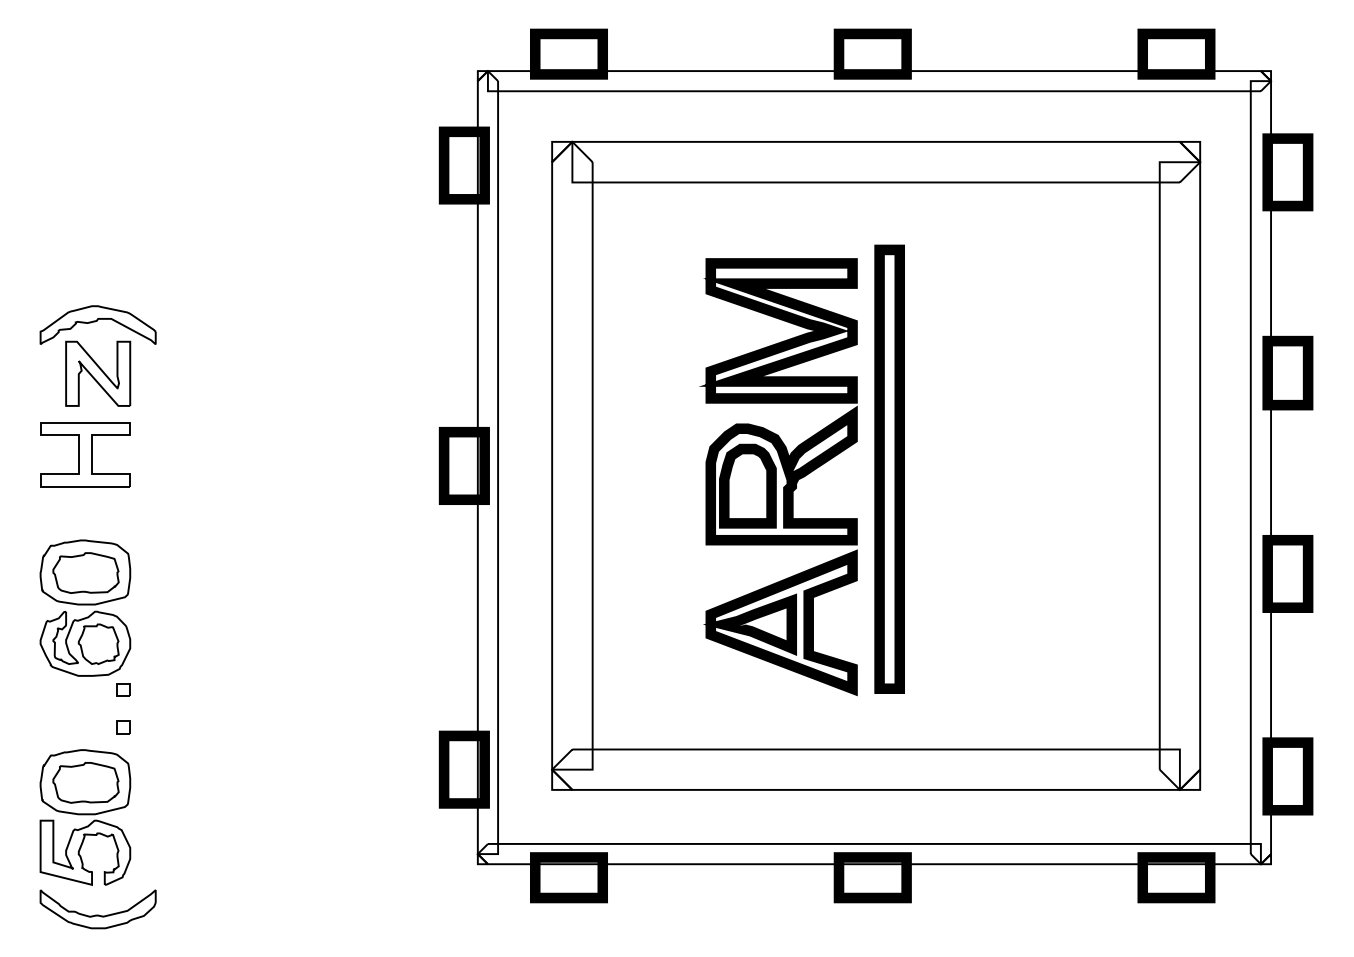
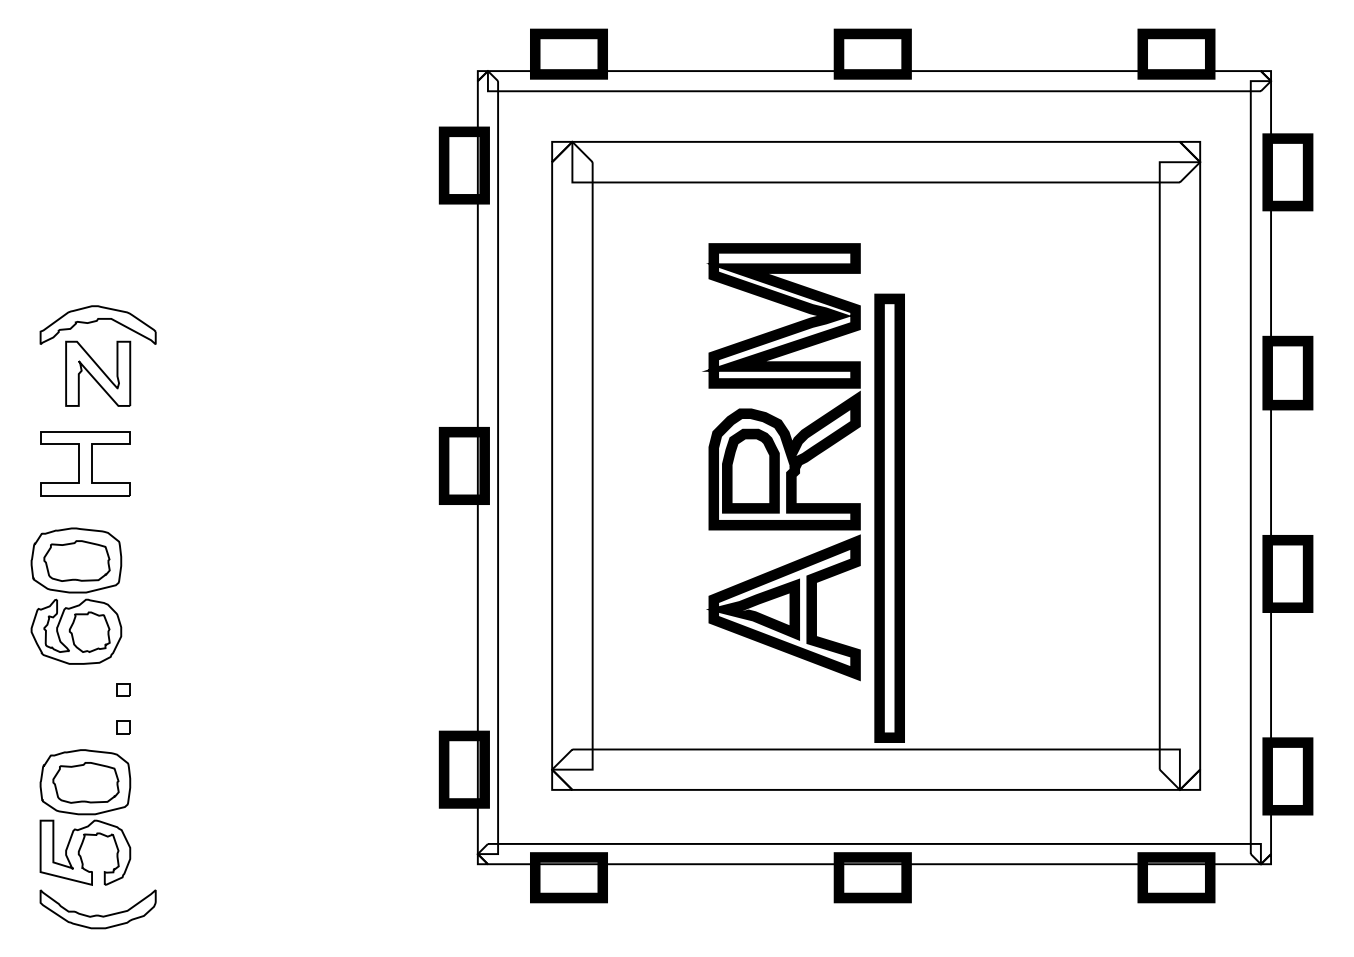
part position: (85, 454) -> (85, 463) (85, 463)
part position: (889, 468) -> (889, 517) (889, 517)
part position: (778, 477) -> (781, 462) (781, 462)
part position: (85, 607) -> (76, 595) (76, 595)
